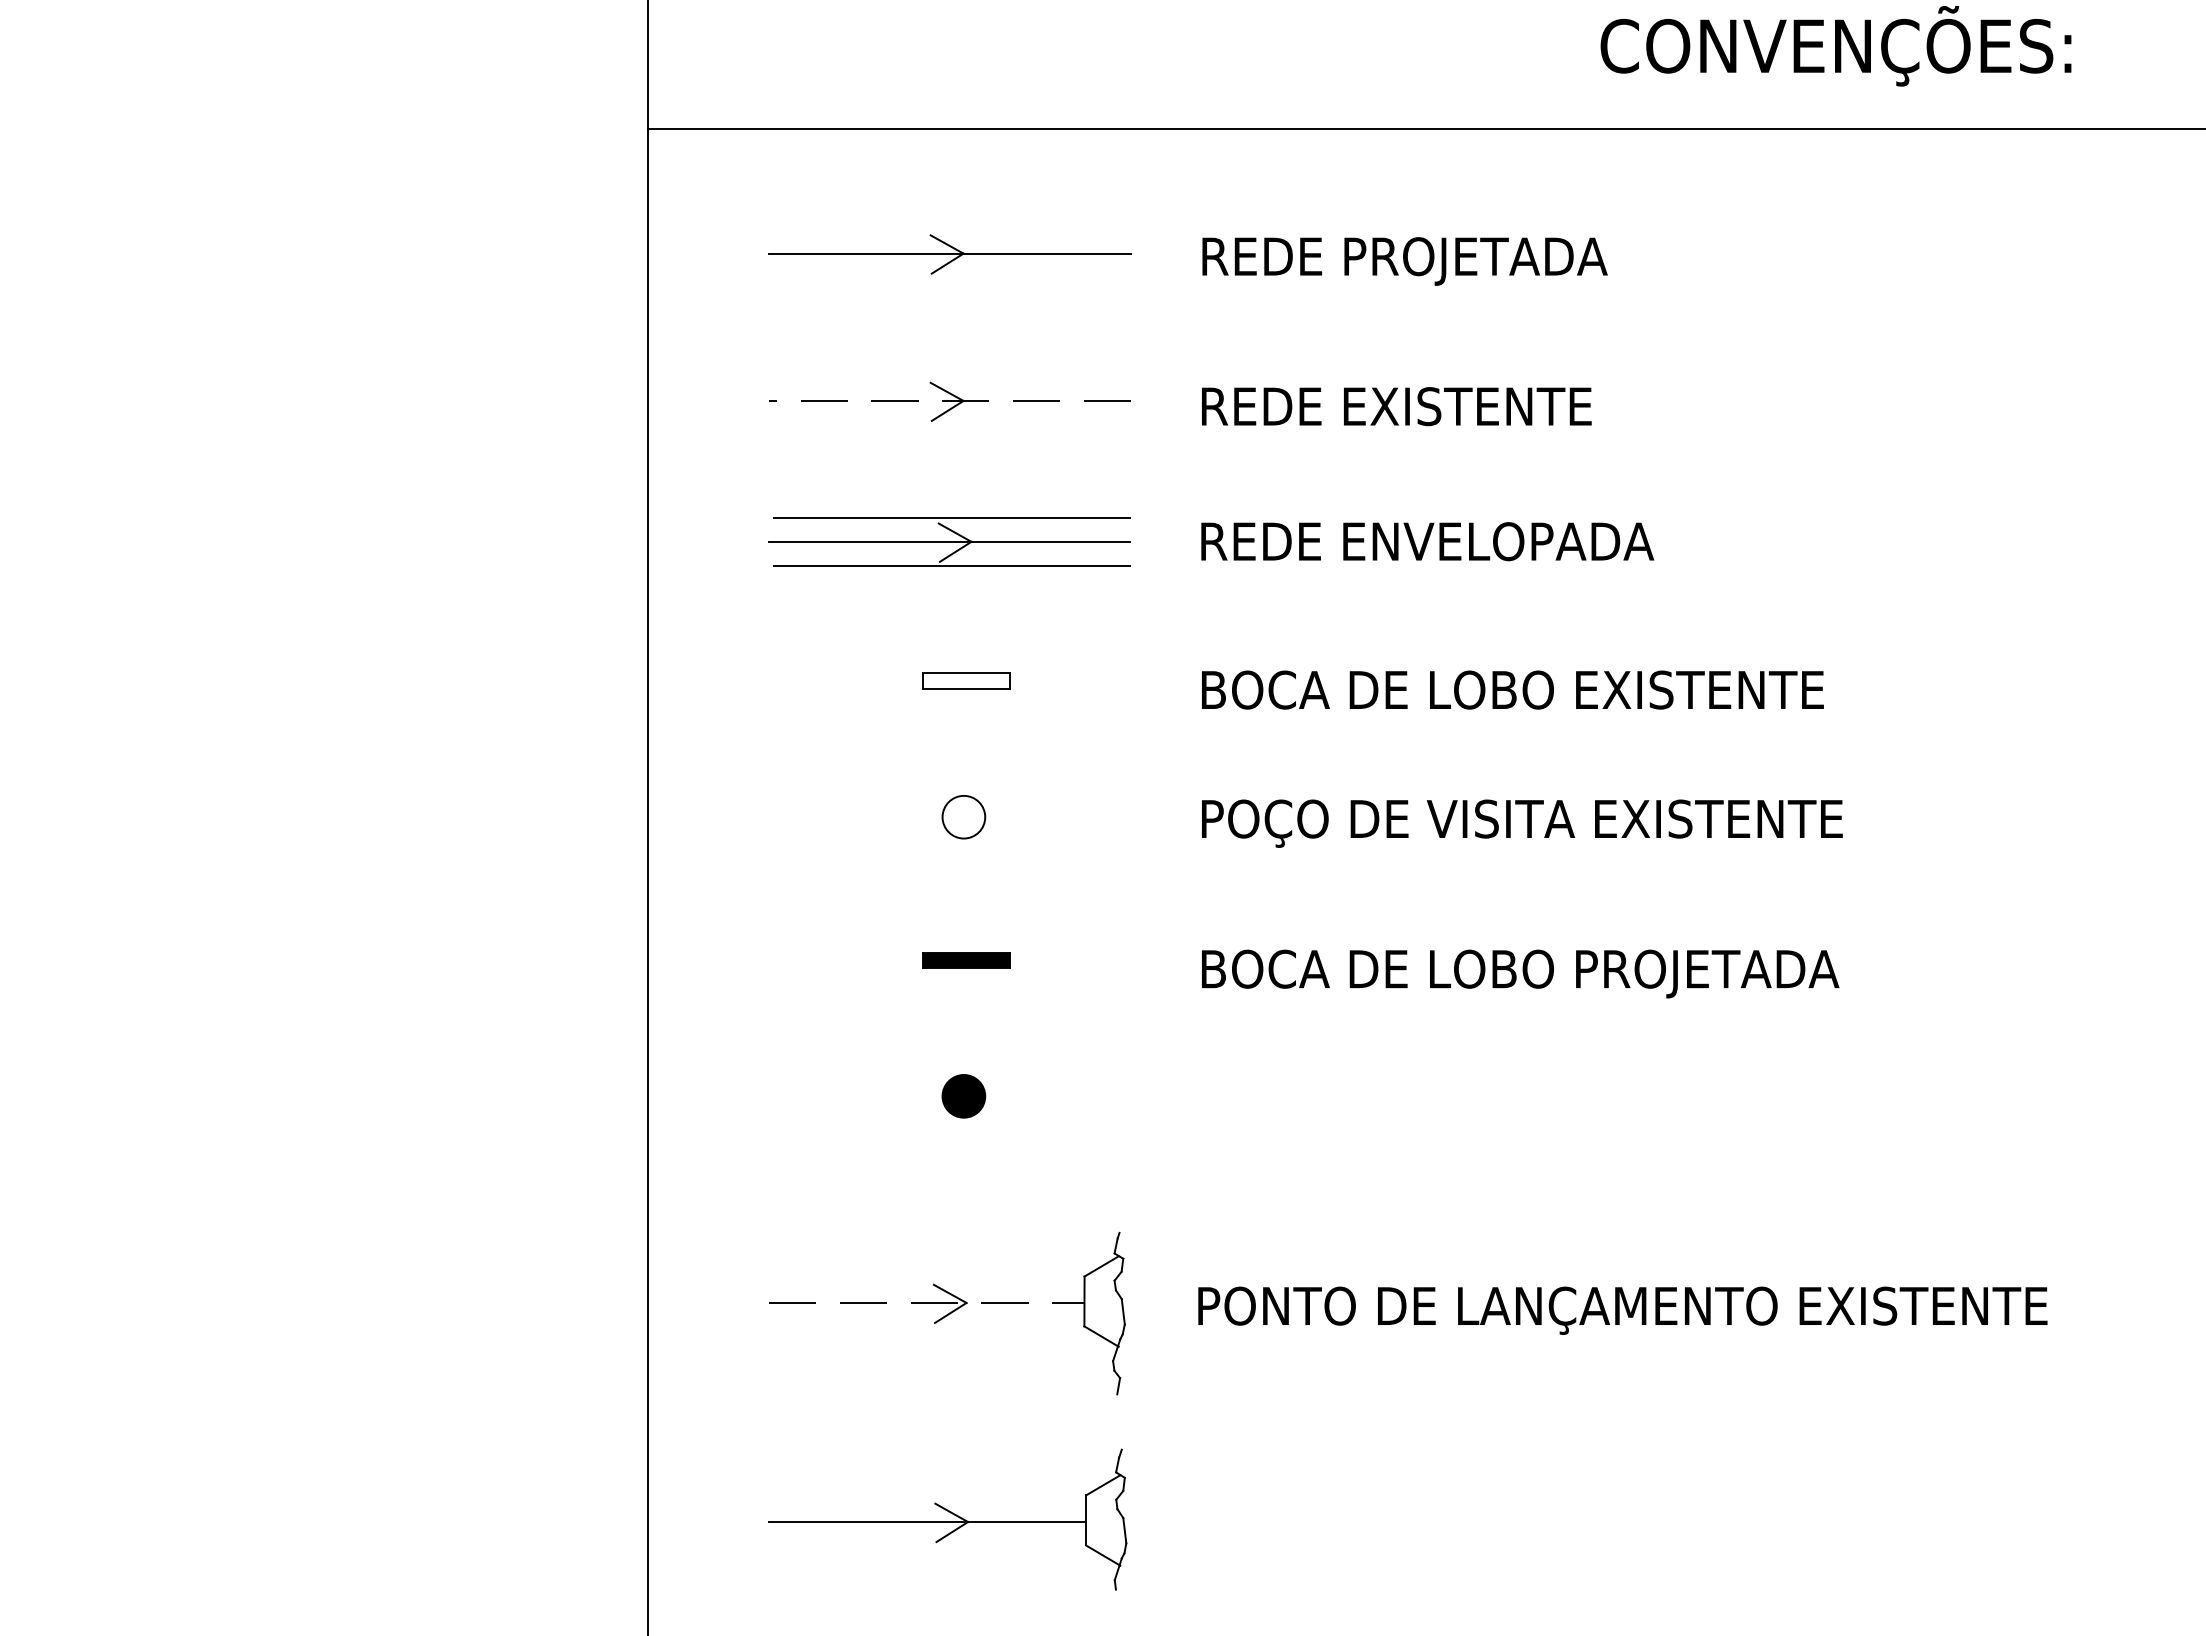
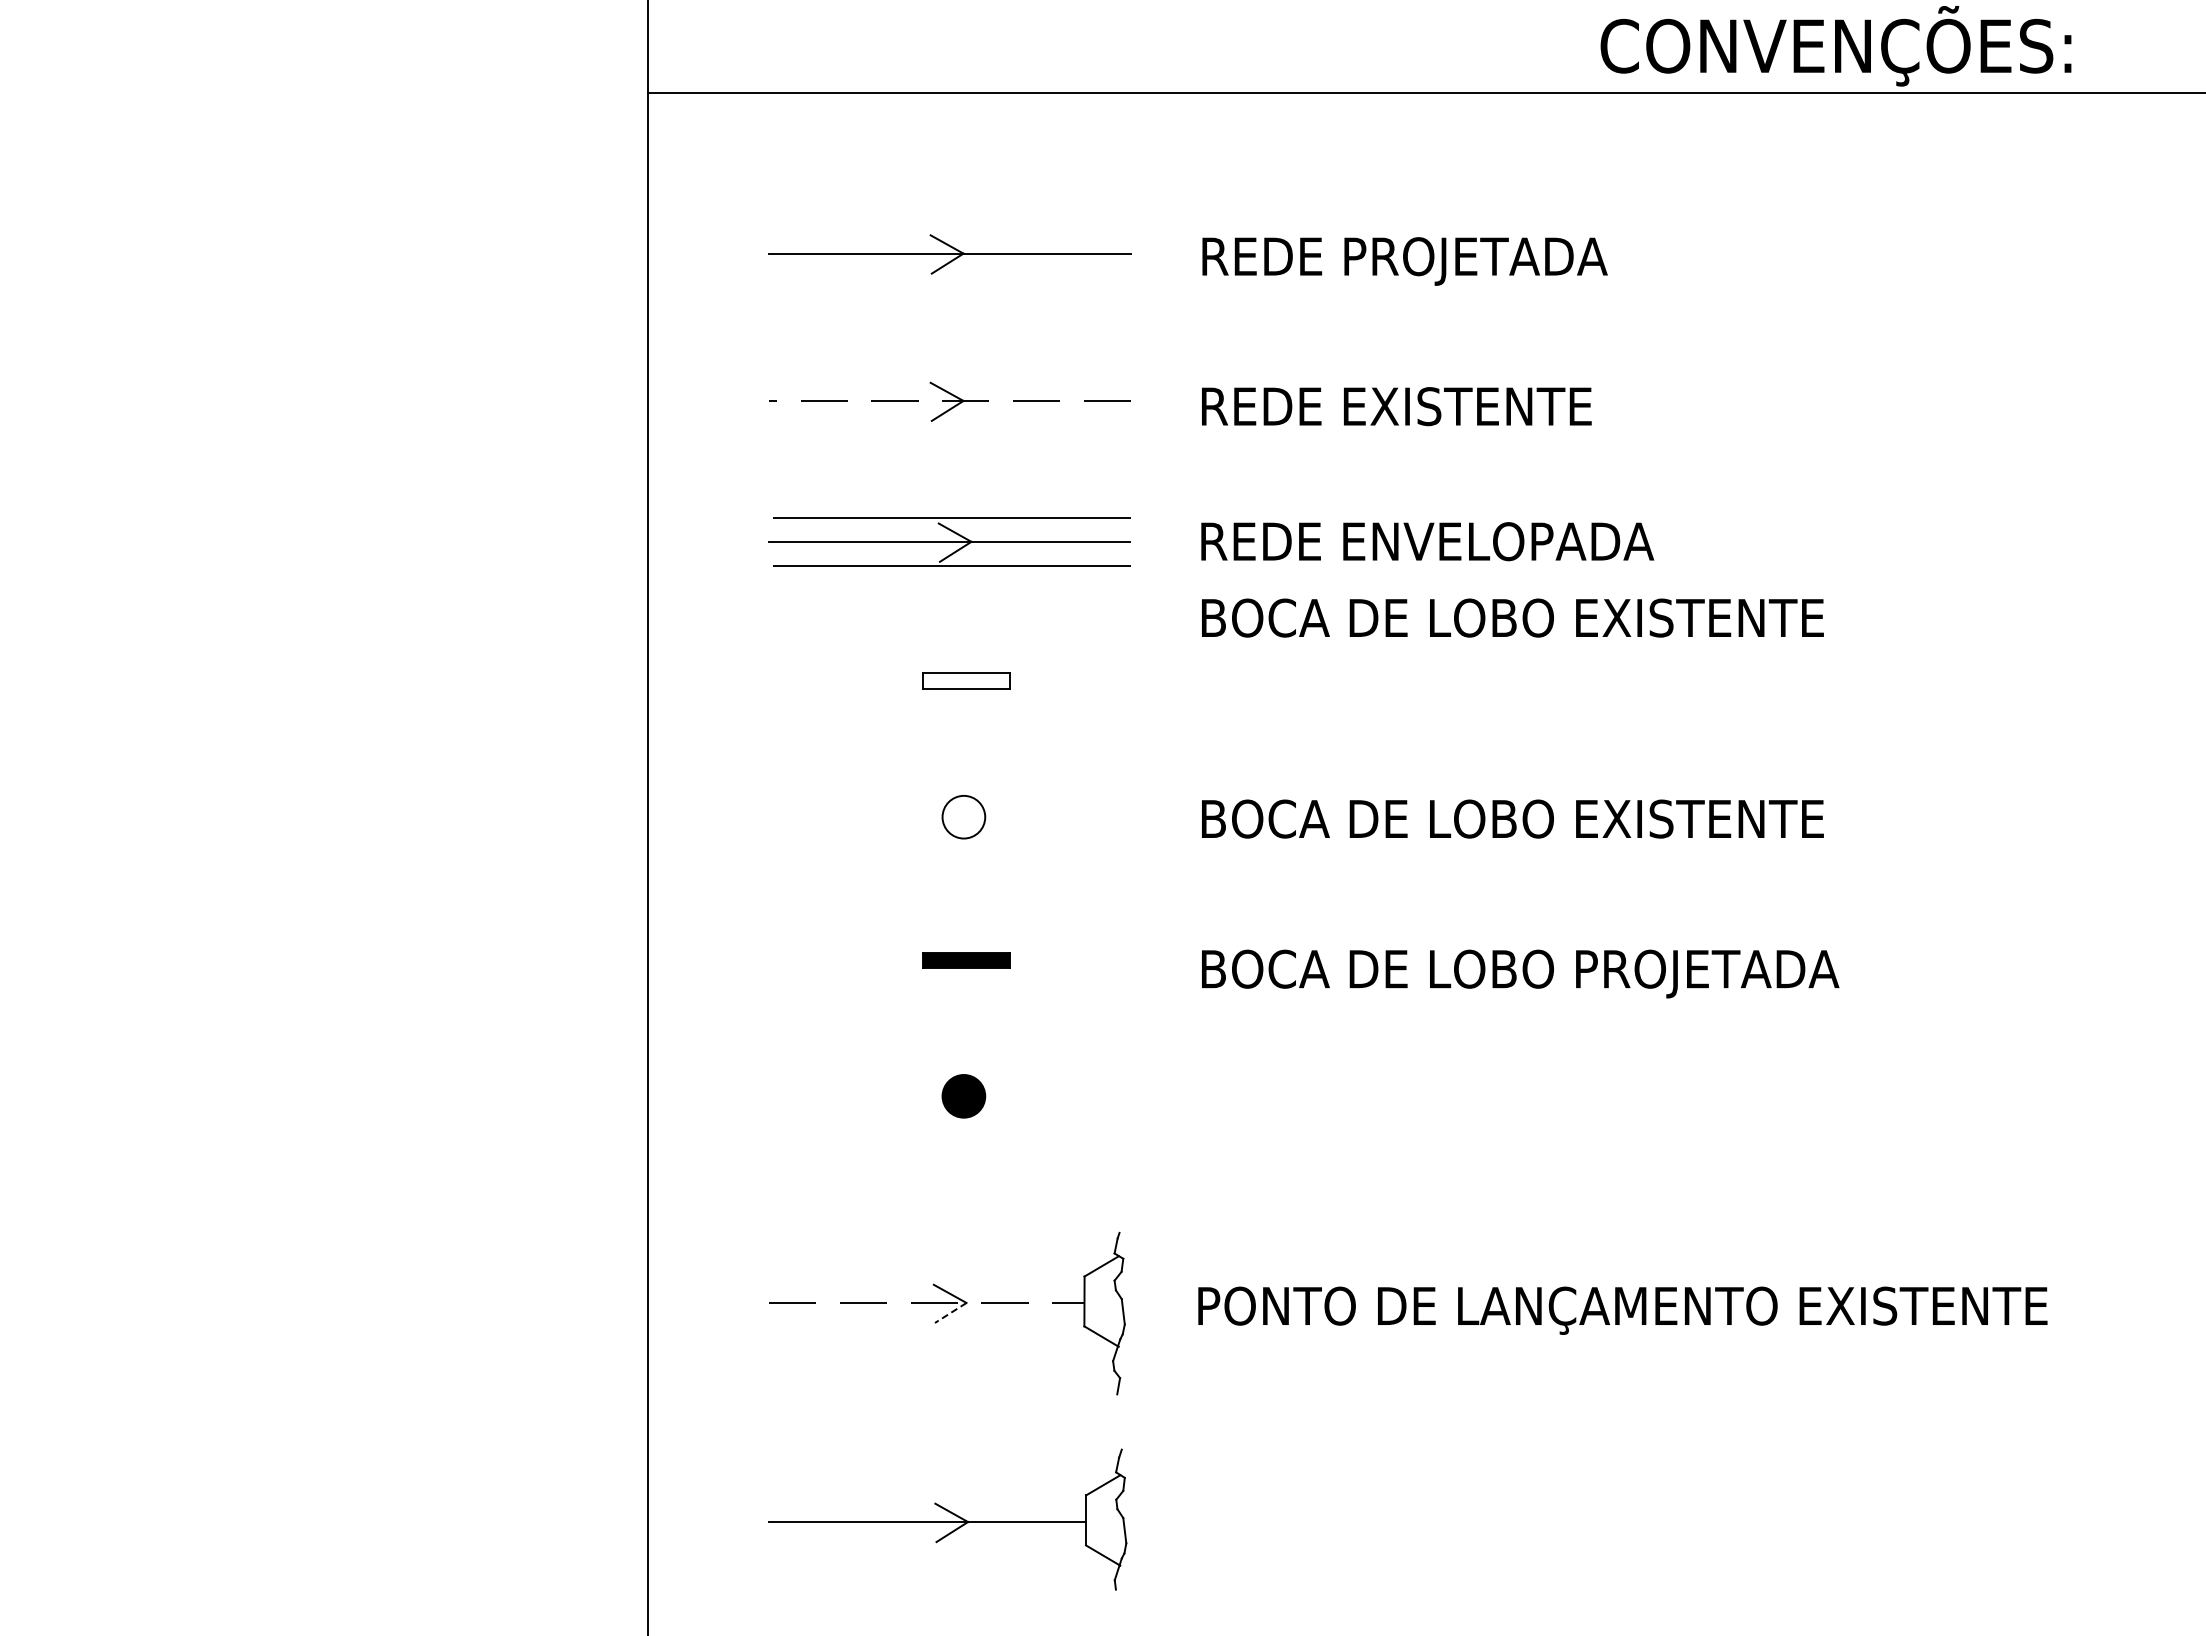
line position: (1424, 129) -> (1424, 93) (1424, 93)
text position: (1512, 689) -> (1512, 617) (1512, 617)
text: POÇO DE VISITA EXISTENTE -> BOCA DE LOBO EXISTENTE (1524, 823)
line: solid -> dashed (950, 1312)
